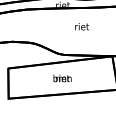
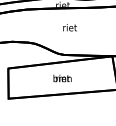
text position: (81, 26) -> (69, 27) (69, 27)
